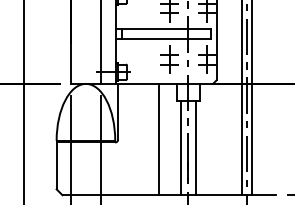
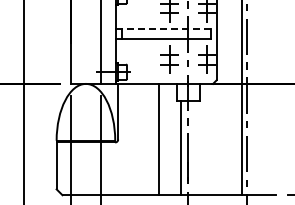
line: solid -> dashed (166, 29)
line: present -> none (251, 98)
line: present -> none (195, 148)
